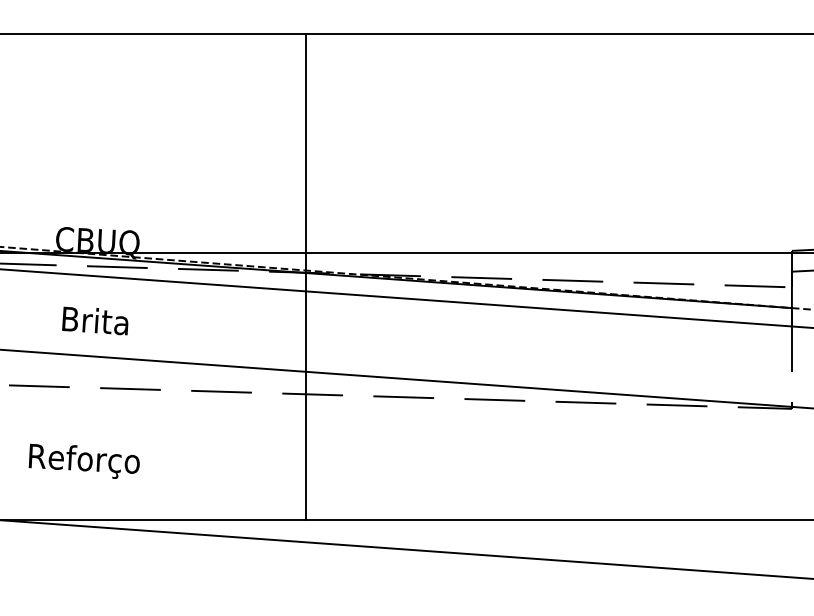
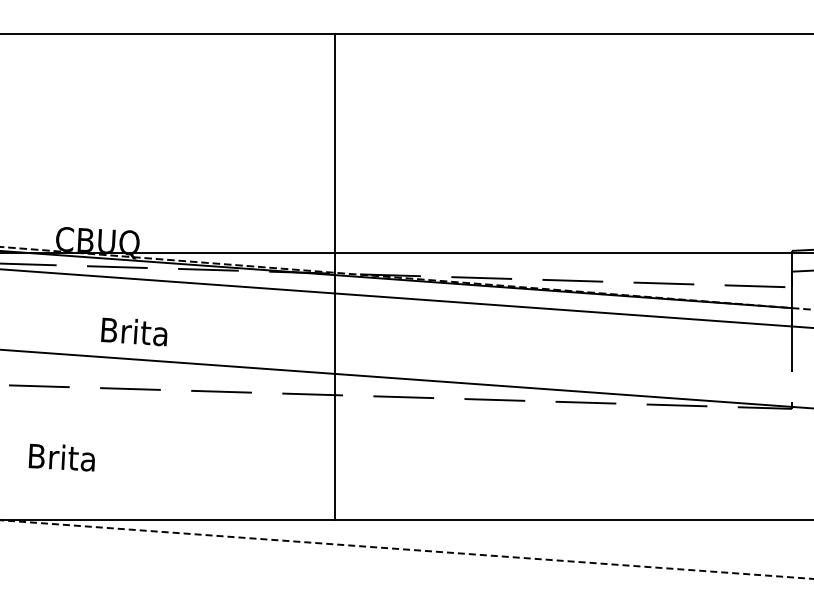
line position: (305, 277) -> (334, 277) (334, 277)
text position: (95, 320) -> (134, 331) (134, 331)
text: Reforço -> Brita (85, 461)
line: solid -> dashed (407, 549)
